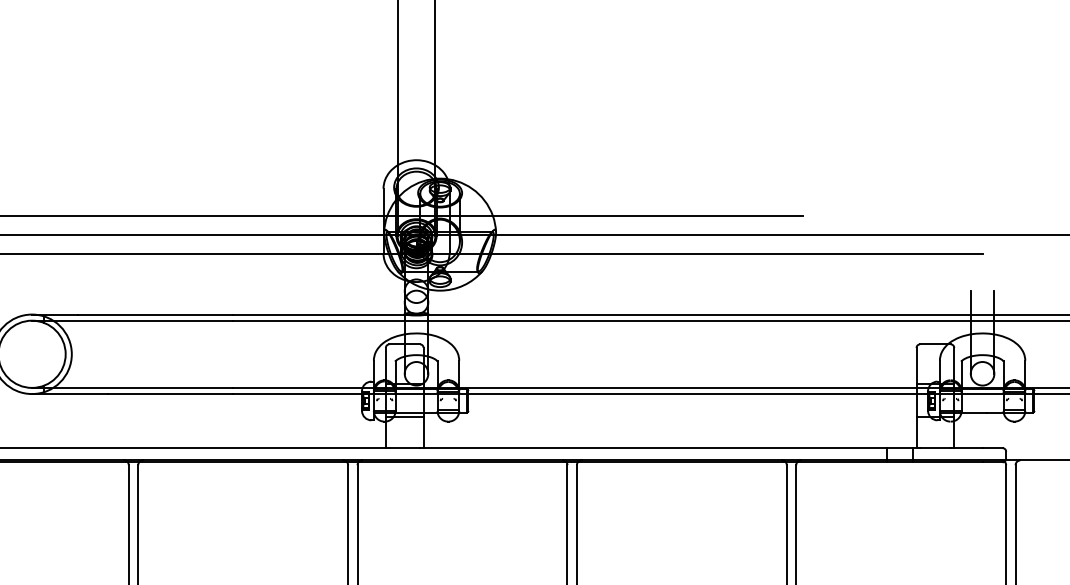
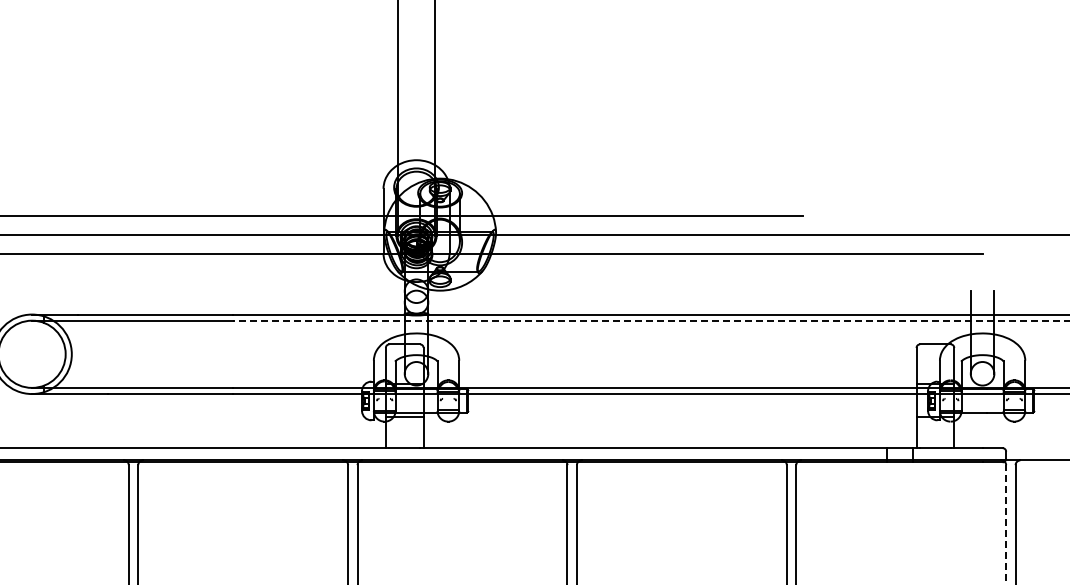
line: solid -> dashed (651, 320)
line: solid -> dashed (1006, 524)
